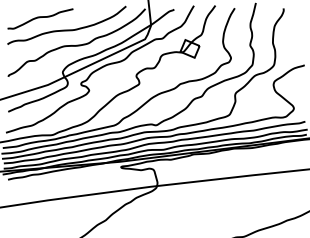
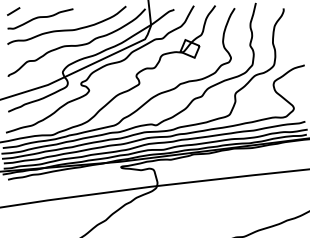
line: none -> present (13, 11)
